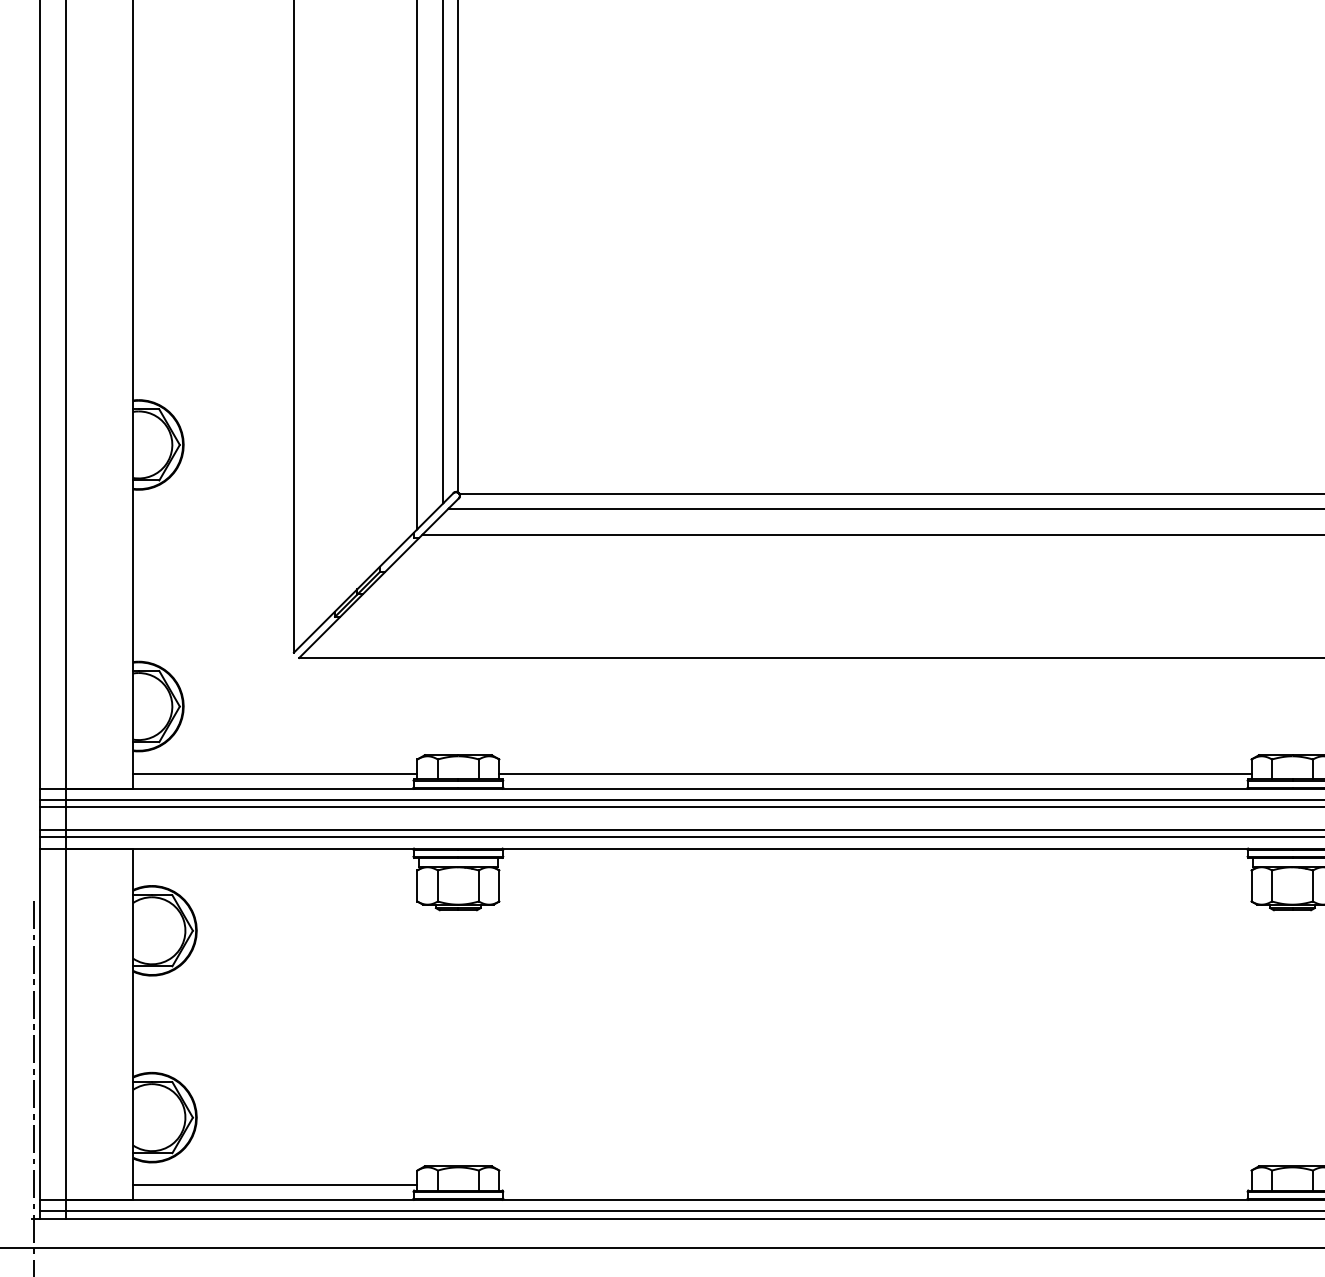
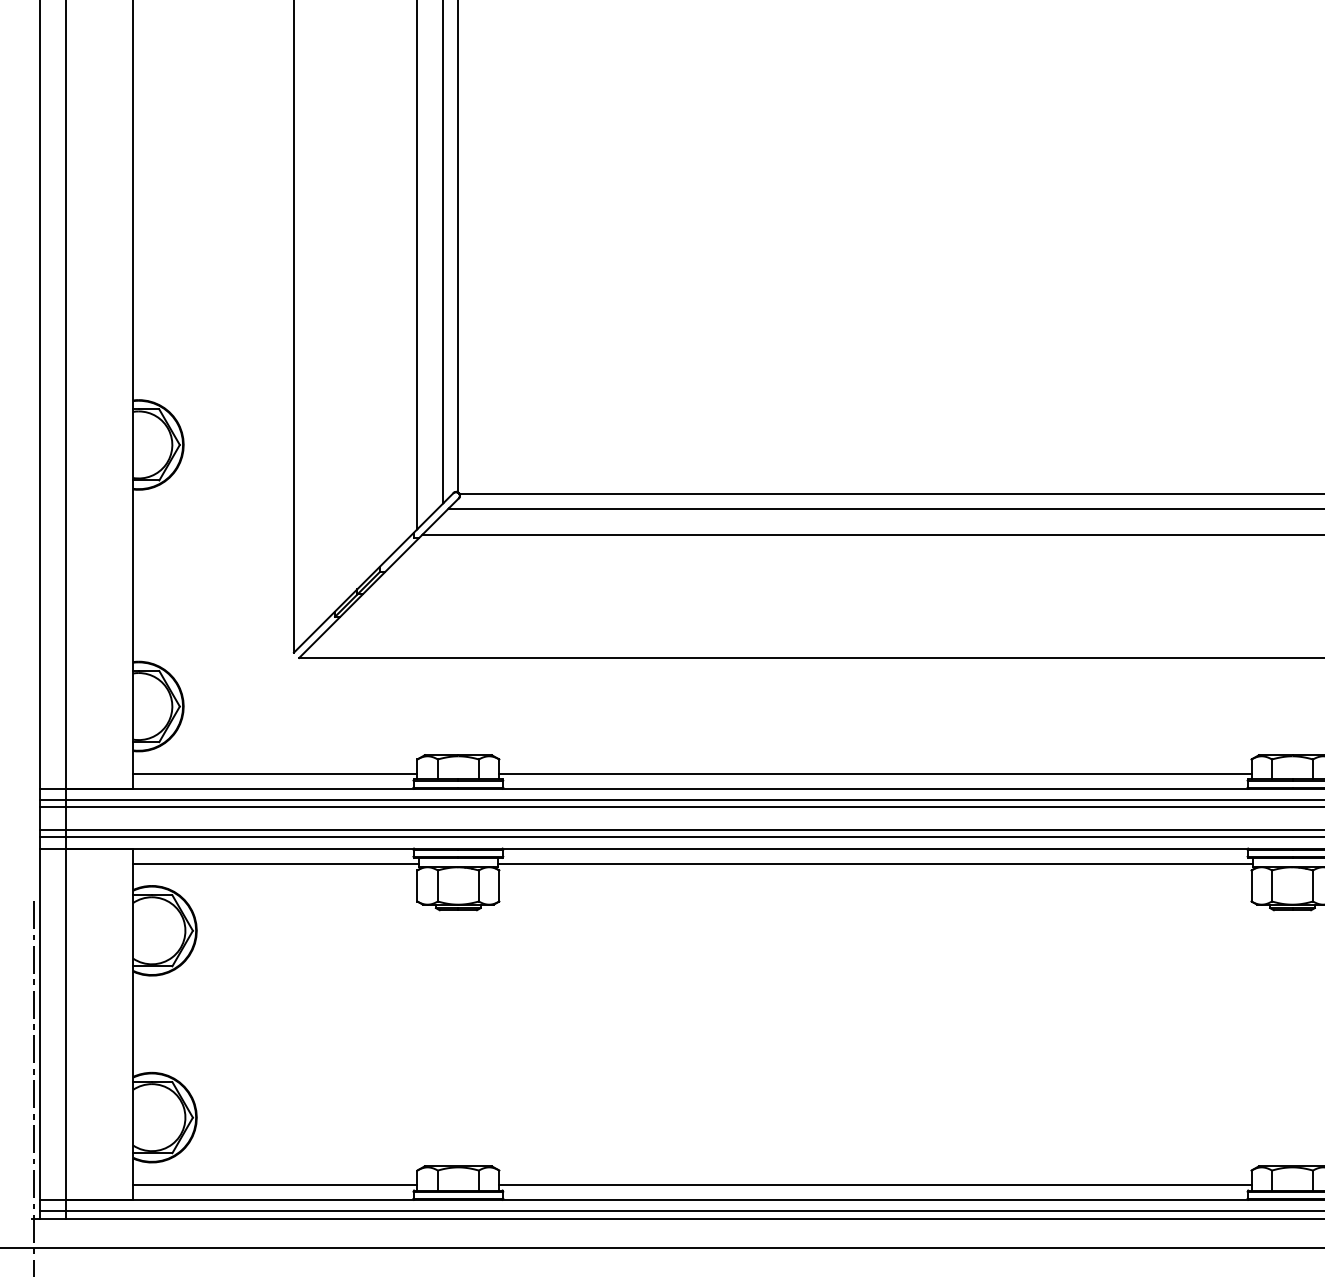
line: none -> present (276, 863)
line: none -> present (875, 863)
line: none -> present (875, 1184)
